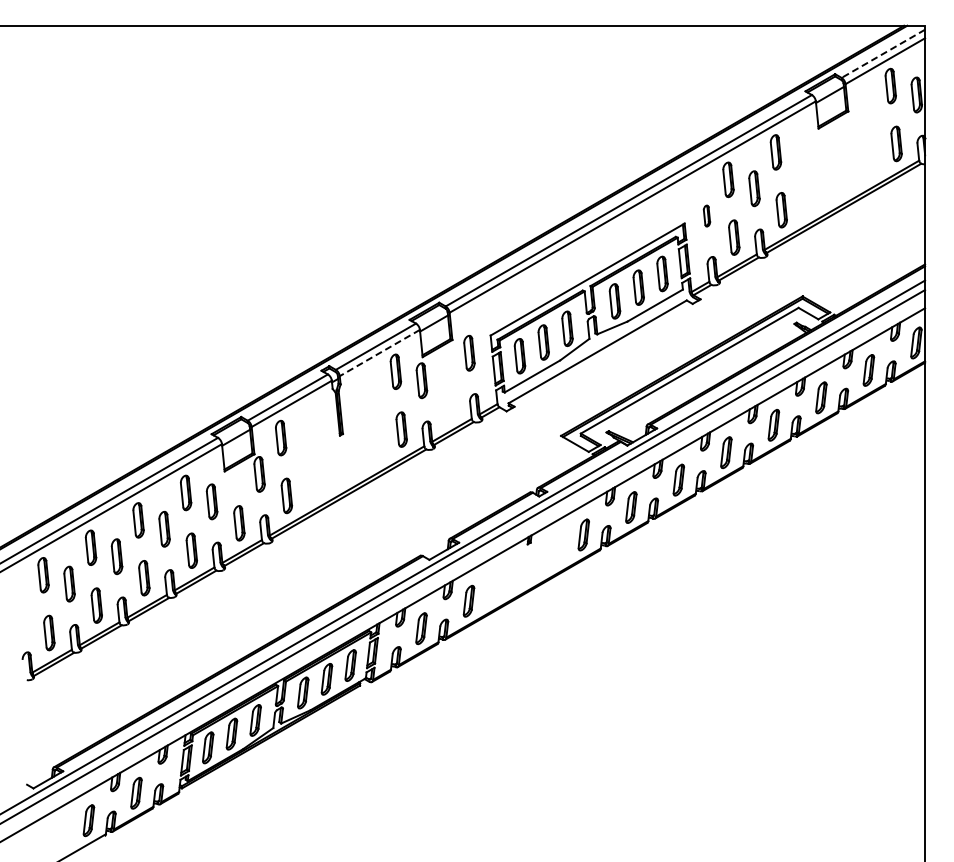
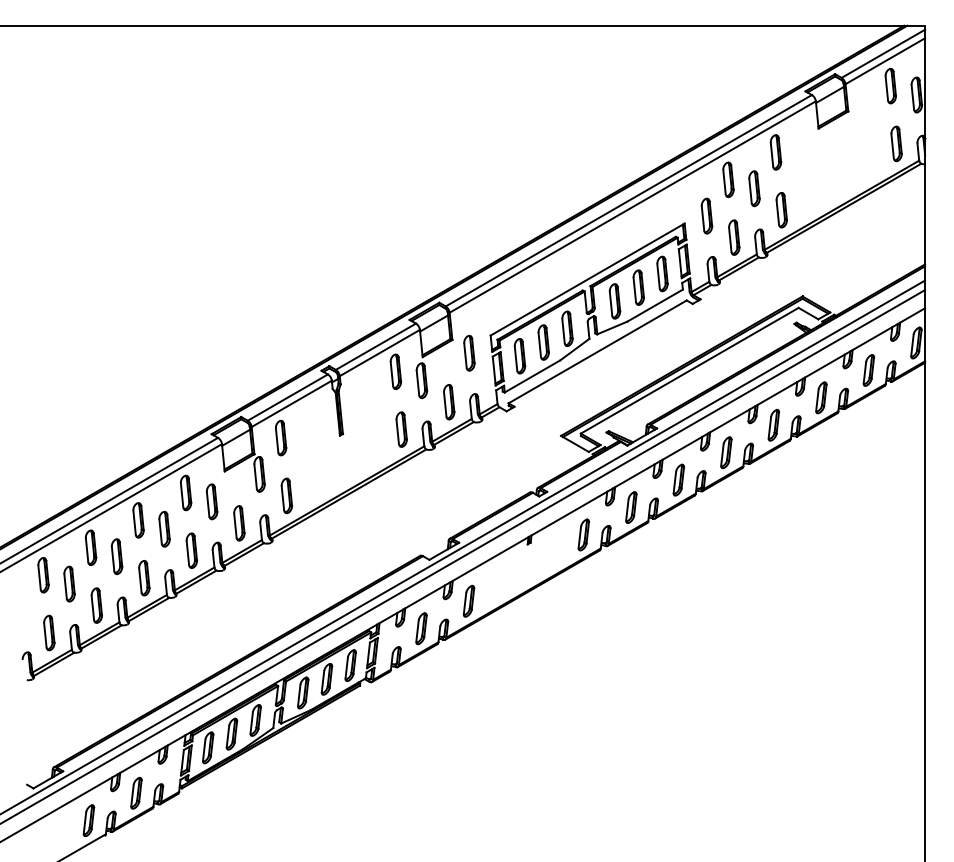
line: dashed -> solid (882, 54)
part size: 10x24 px -> 14x38 px (706, 215)
line: dashed -> solid (379, 353)
part: none -> present (449, 402)
